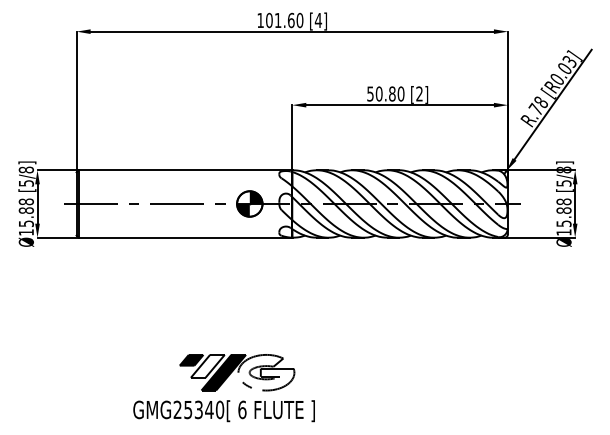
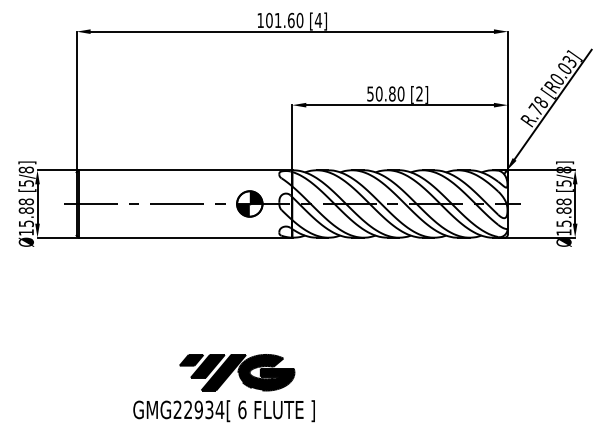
fill: none -> present (207, 365)
fill: none -> present (266, 372)
text: GMG25340[ -> GMG22934[ (204, 409)
